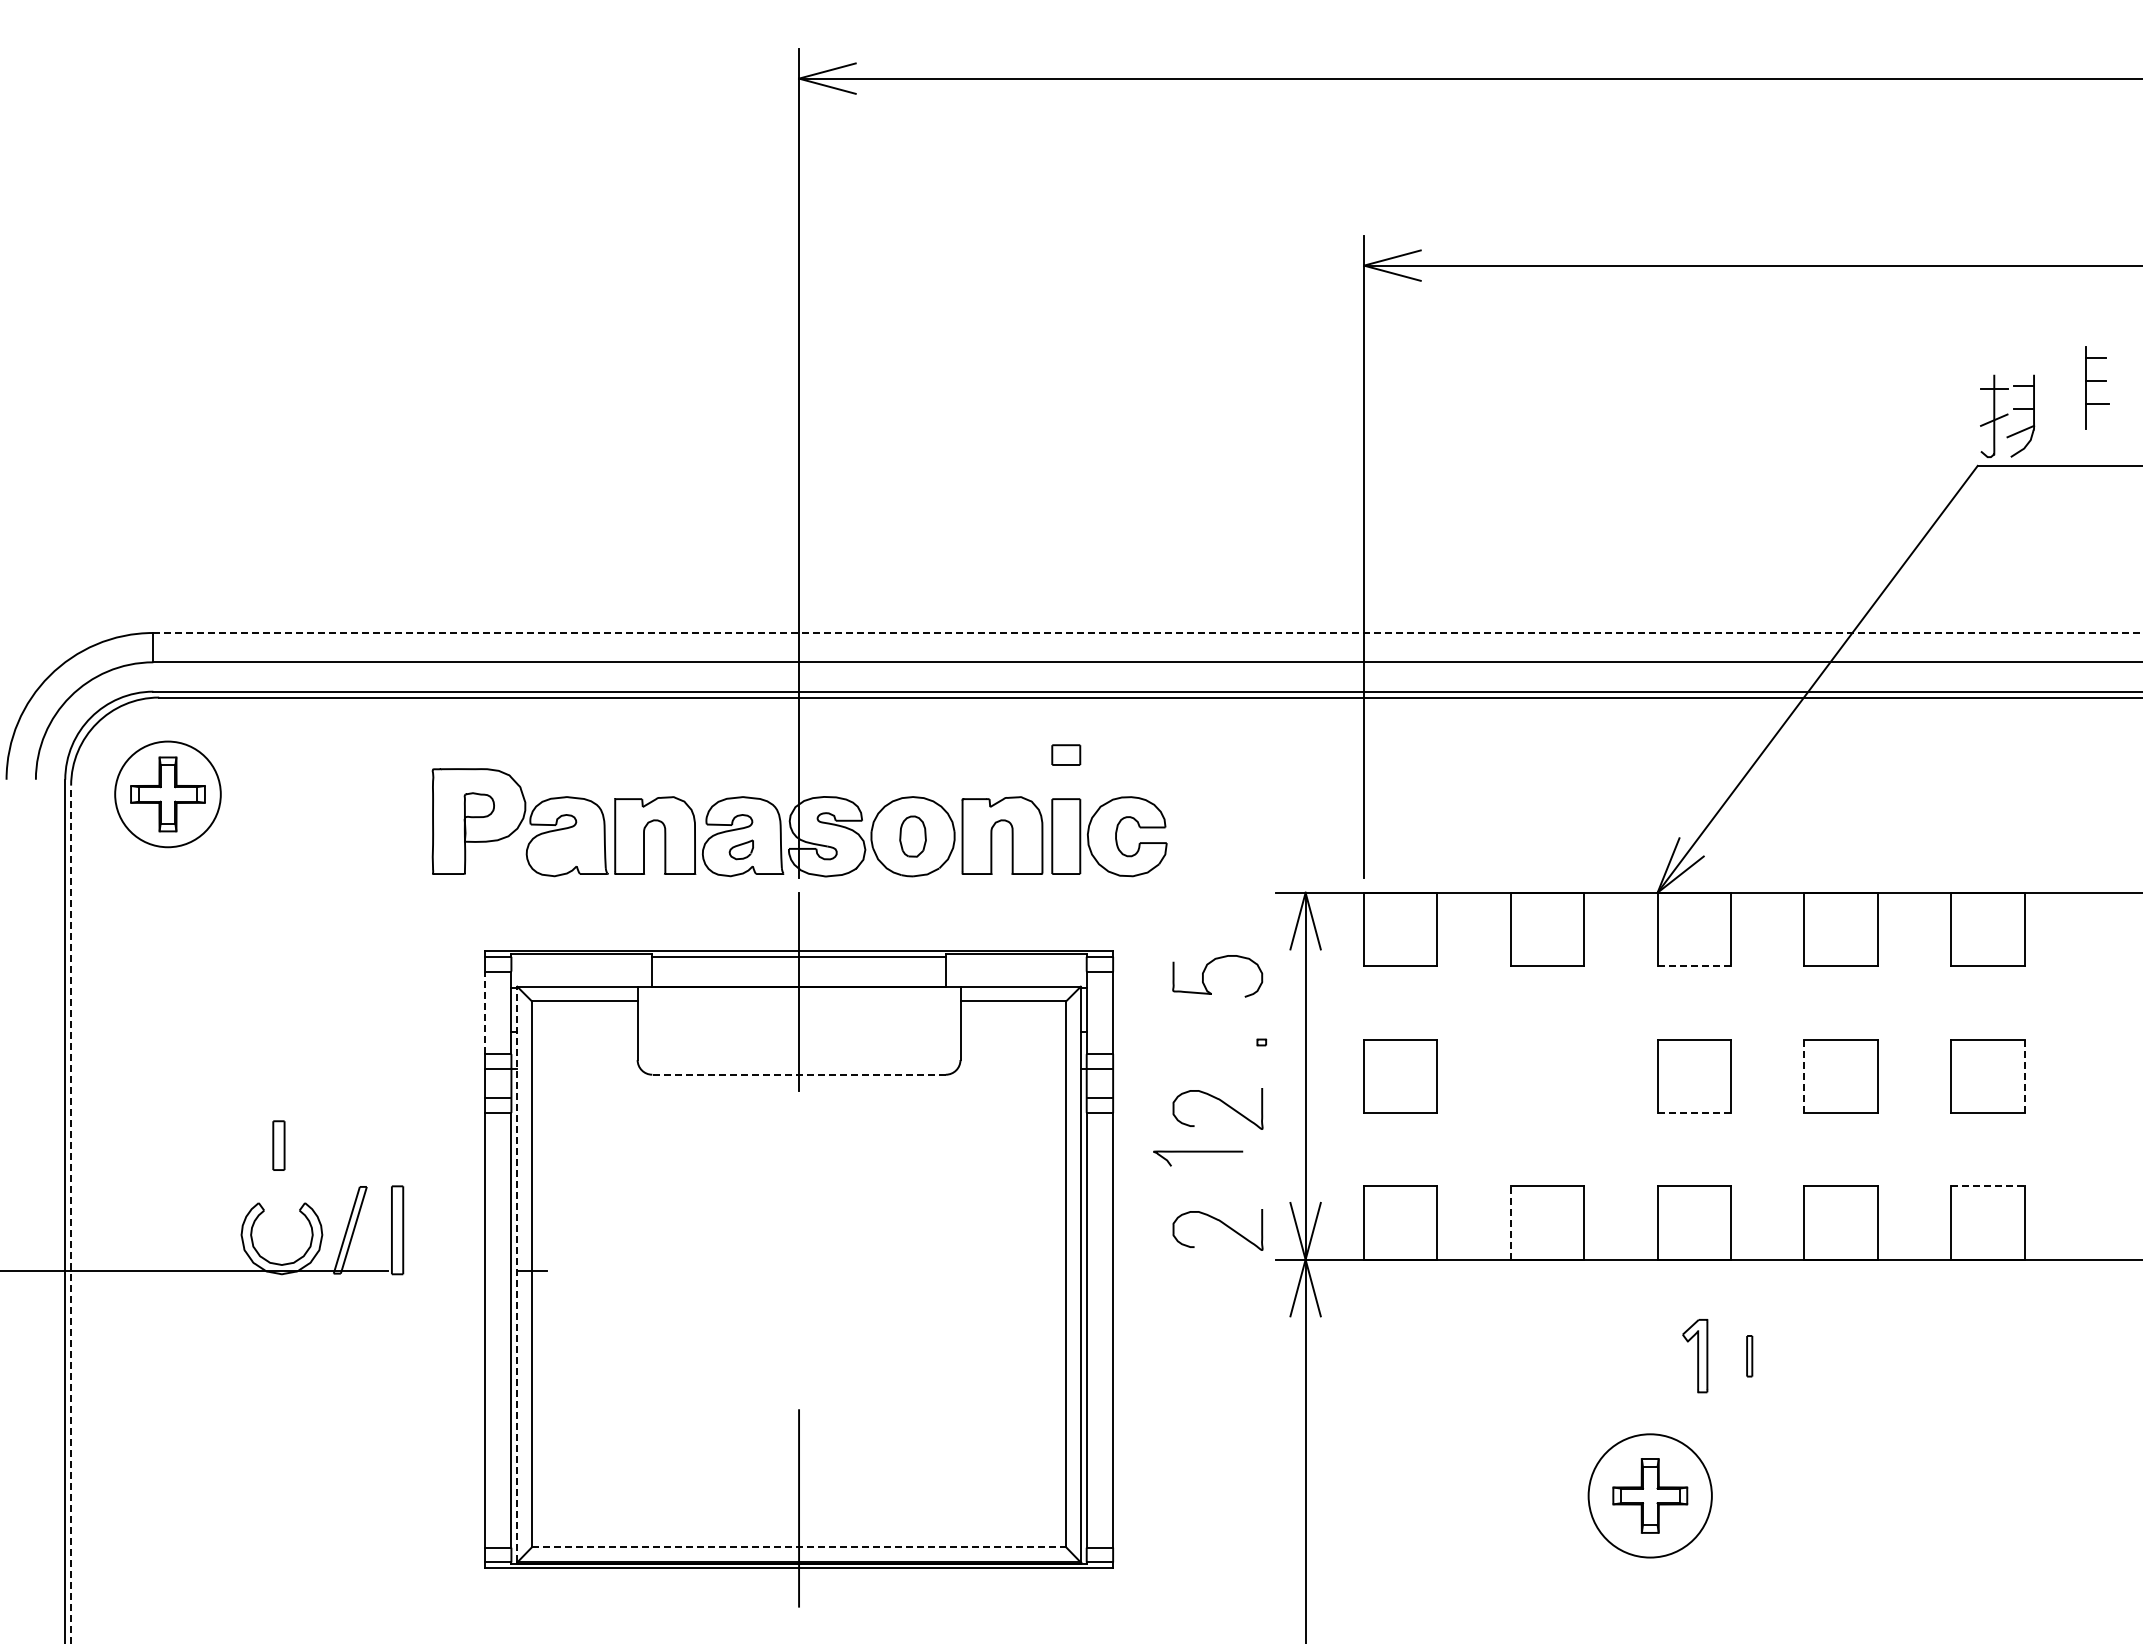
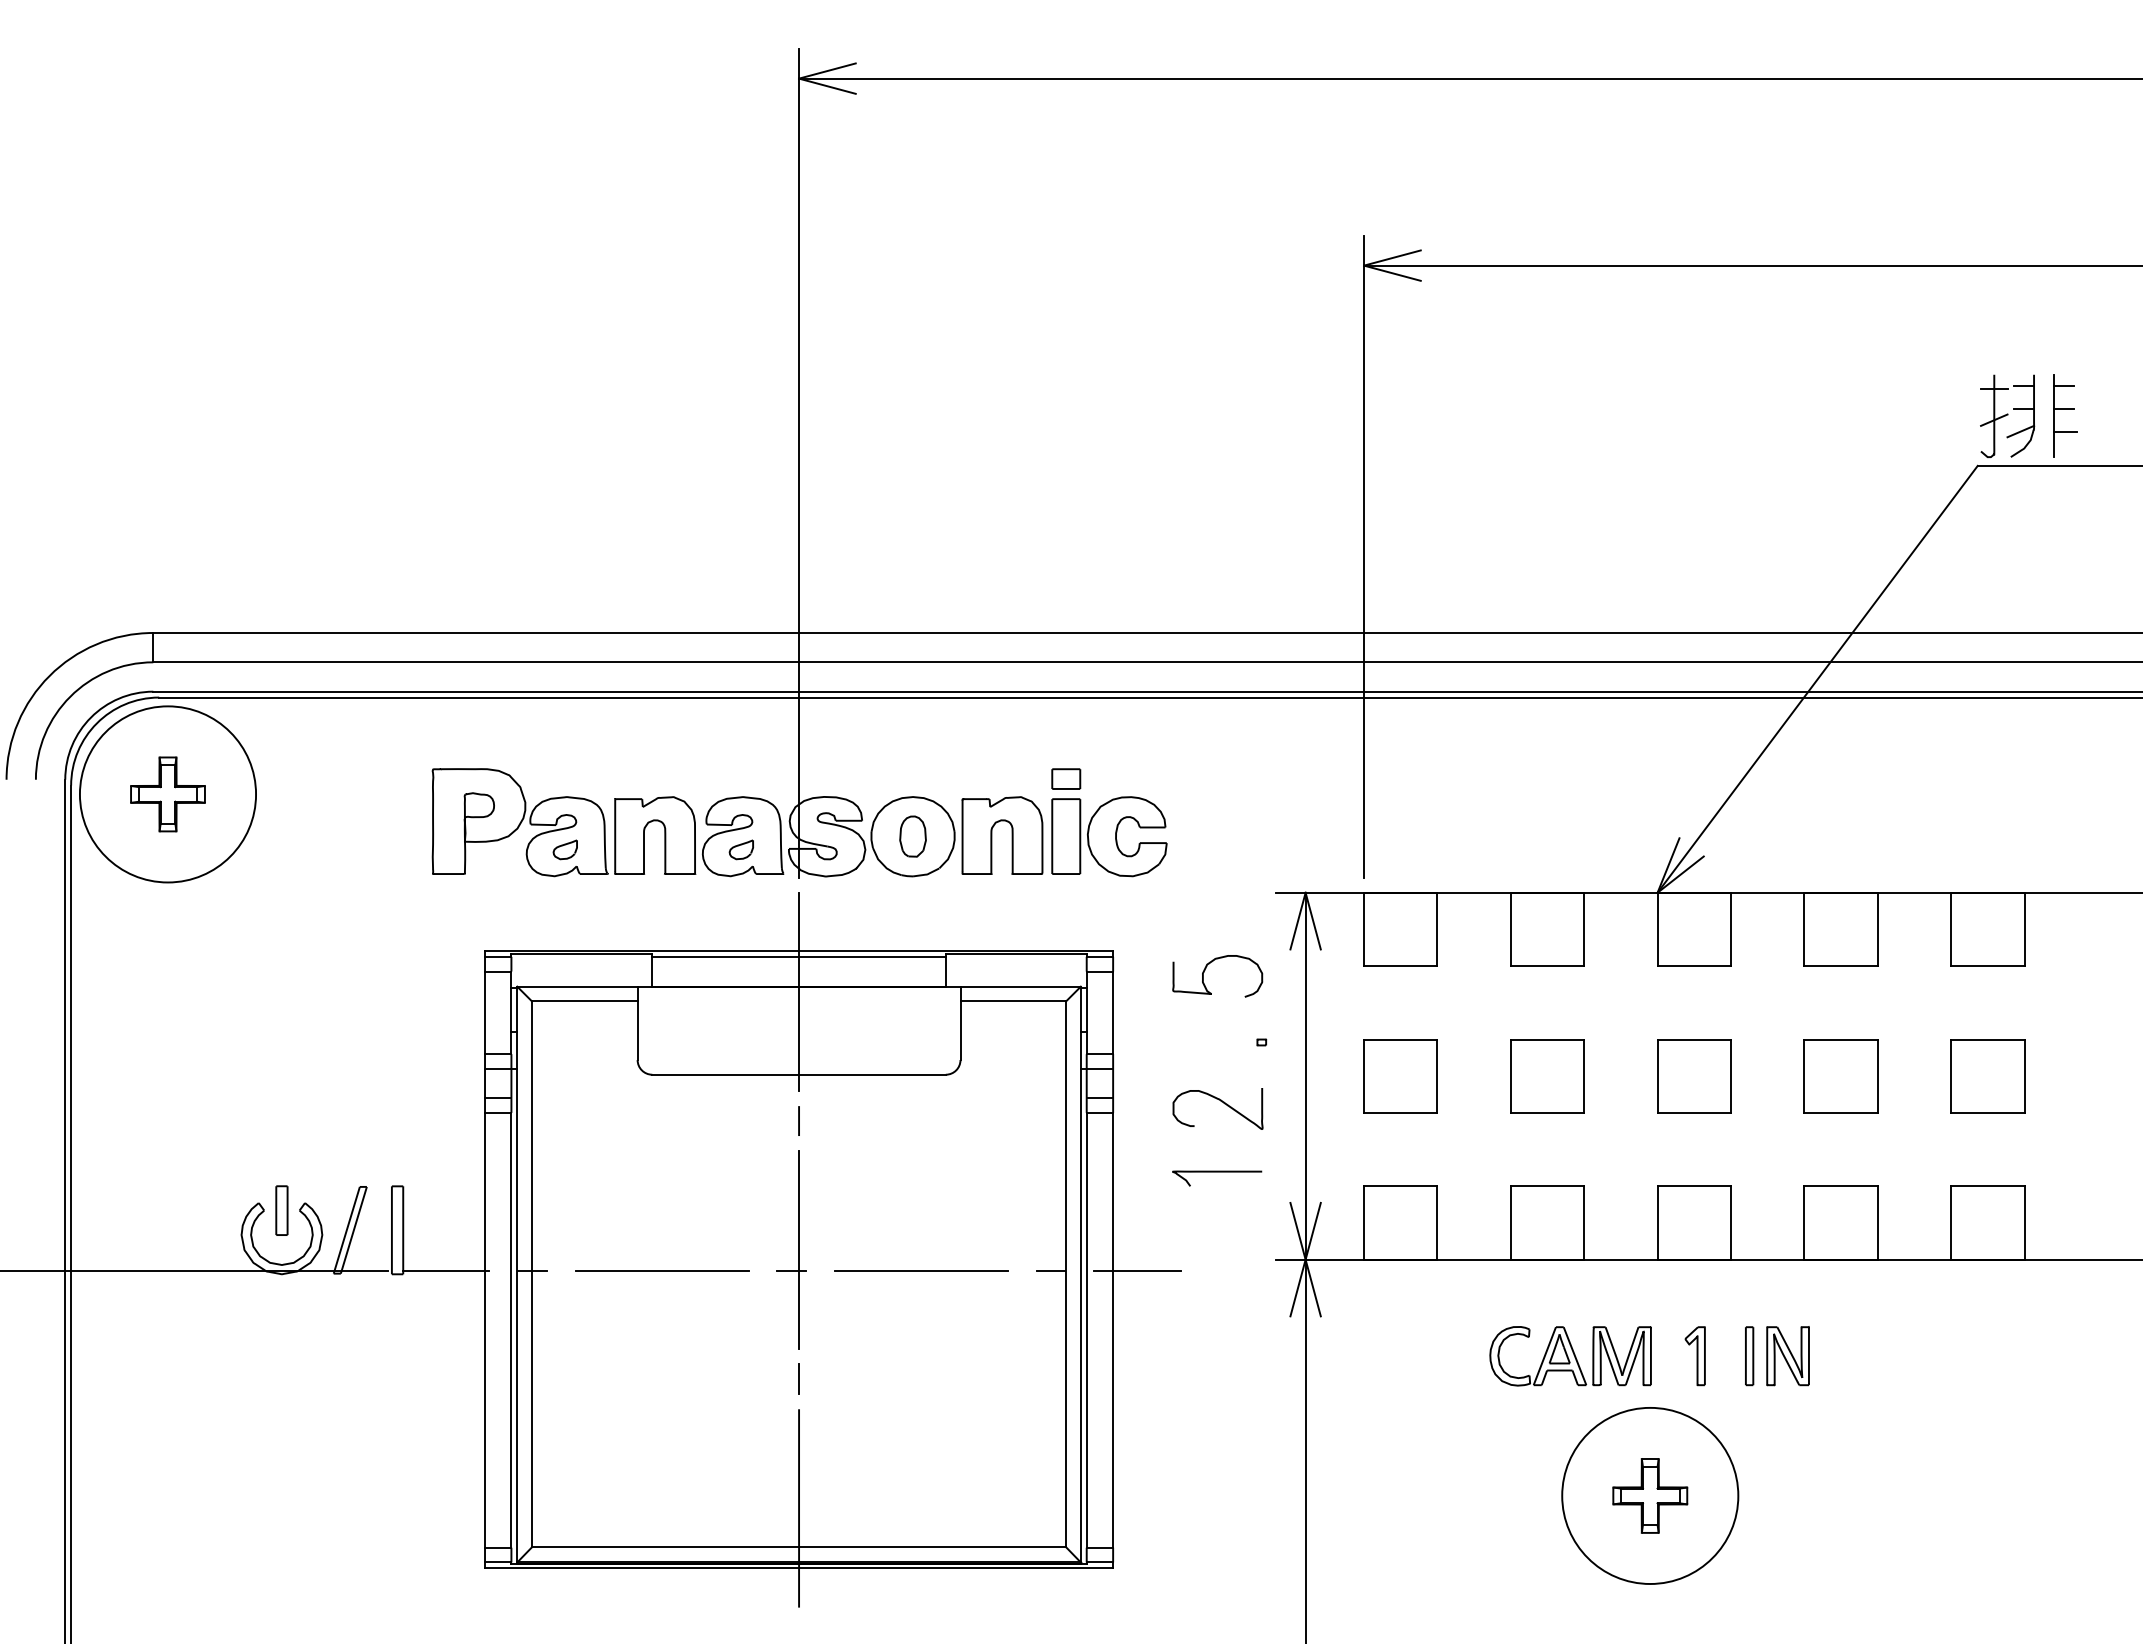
part position: (2097, 387) -> (2065, 415) (2065, 415)
line: dashed -> solid (1148, 632)
part position: (1066, 754) -> (1066, 778) (1066, 778)
circle diameter: 106 px -> 176 px (167, 794)
part: none -> present (564, 849)
line: dashed -> solid (1694, 966)
line: dashed -> solid (485, 1012)
line: dashed -> solid (799, 1074)
part: none -> present (1547, 1076)
line: dashed -> solid (1804, 1076)
line: dashed -> solid (2024, 1076)
line: dashed -> solid (1694, 1112)
line: none -> present (798, 1120)
part position: (278, 1145) -> (281, 1210) (281, 1210)
curve position: (1198, 1152) -> (1217, 1172) (1217, 1172)
line: dashed -> solid (1987, 1186)
line: dashed -> solid (71, 1214)
line: dashed -> solid (1510, 1222)
curve: present -> none (1221, 1223)
part: none -> present (798, 1249)
line: none -> present (445, 1271)
line: none -> present (661, 1271)
line: none -> present (920, 1271)
line: none -> present (1050, 1271)
line: none -> present (1137, 1271)
line: dashed -> solid (517, 1274)
part: none -> present (1570, 1356)
part size: 27x75 px -> 22x61 px (1694, 1356)
part size: 8x43 px -> 10x61 px (1749, 1356)
part: none -> present (1787, 1356)
line: none -> present (799, 1379)
circle diameter: 123 px -> 176 px (1650, 1495)
line: dashed -> solid (799, 1547)
